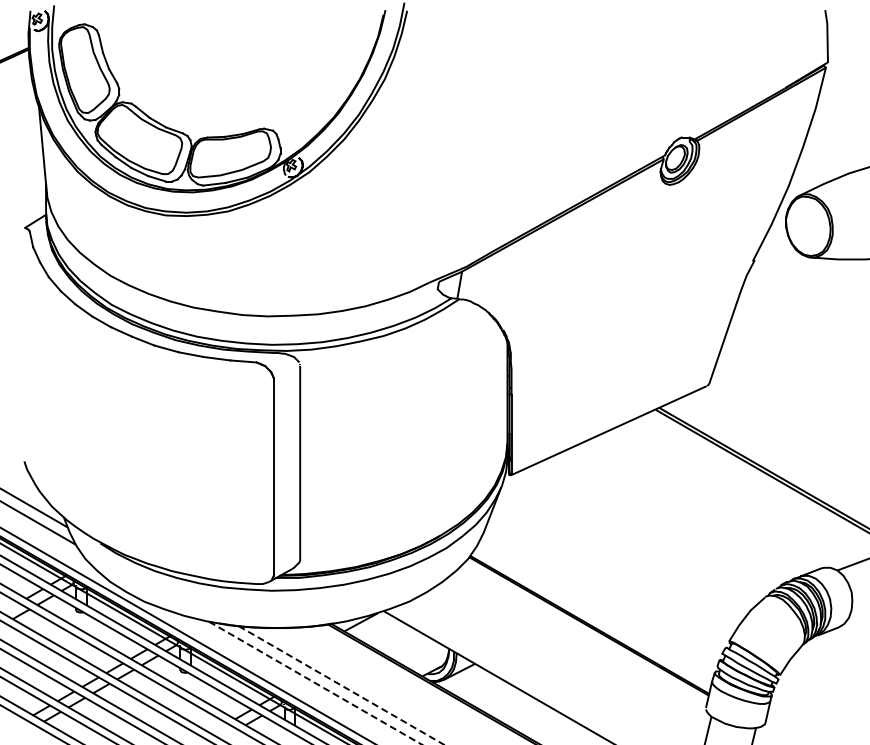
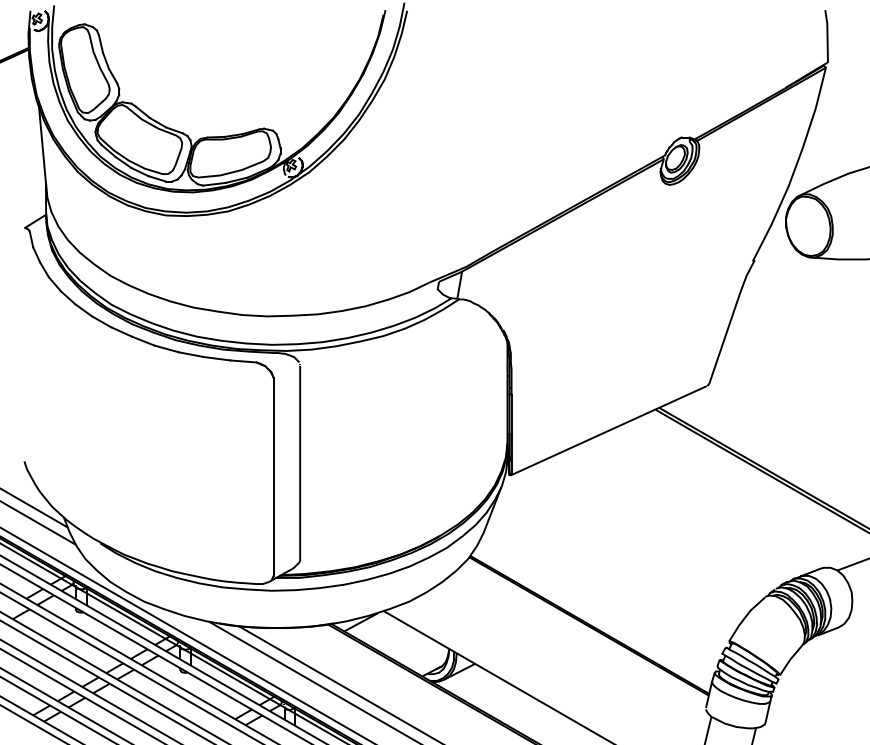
line: dashed -> solid (315, 683)
line: dashed -> solid (341, 685)
